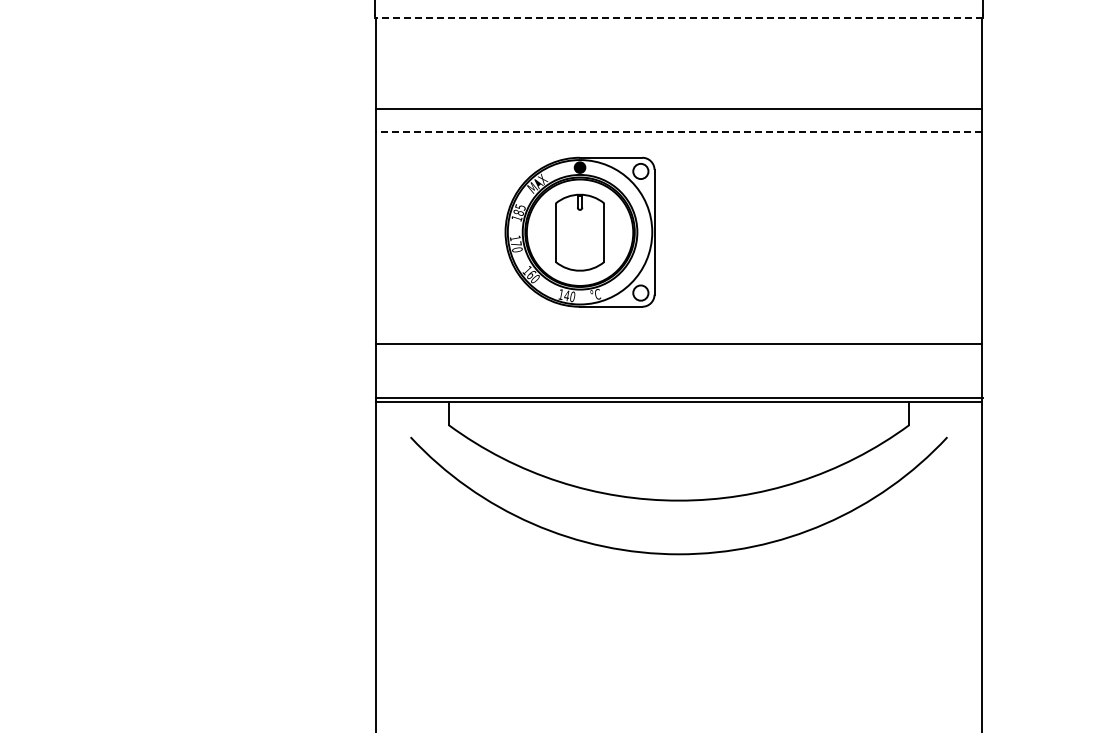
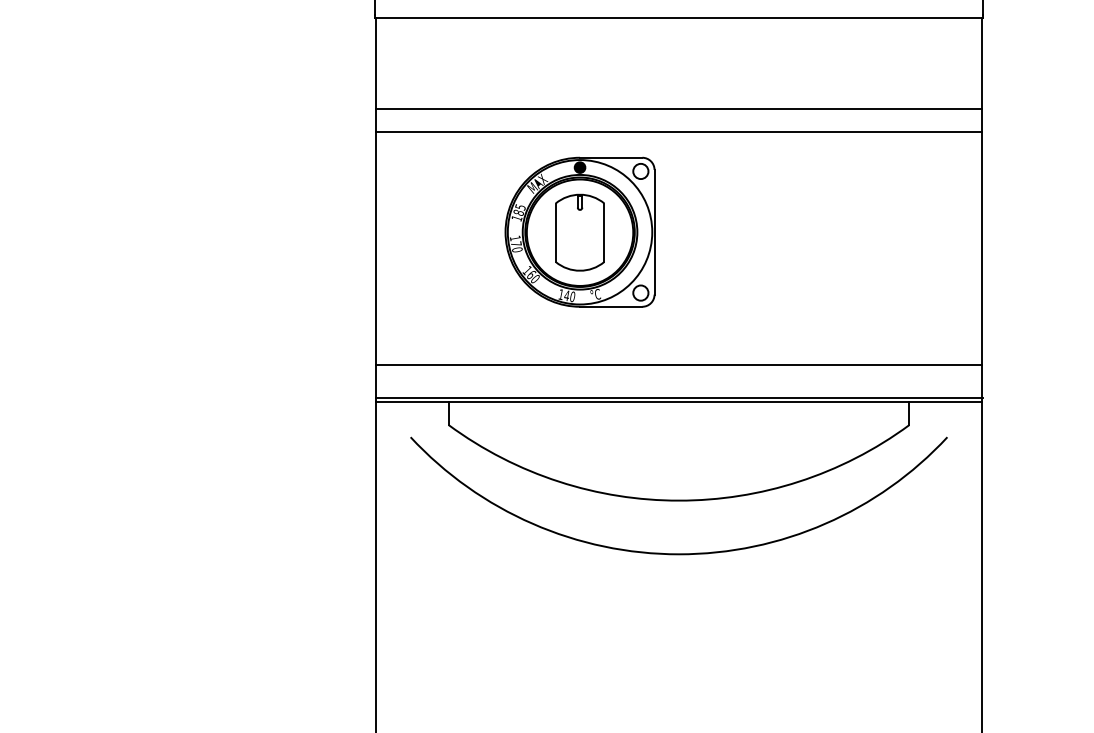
line: dashed -> solid (678, 17)
line: dashed -> solid (678, 131)
line position: (678, 343) -> (678, 364) (678, 364)
